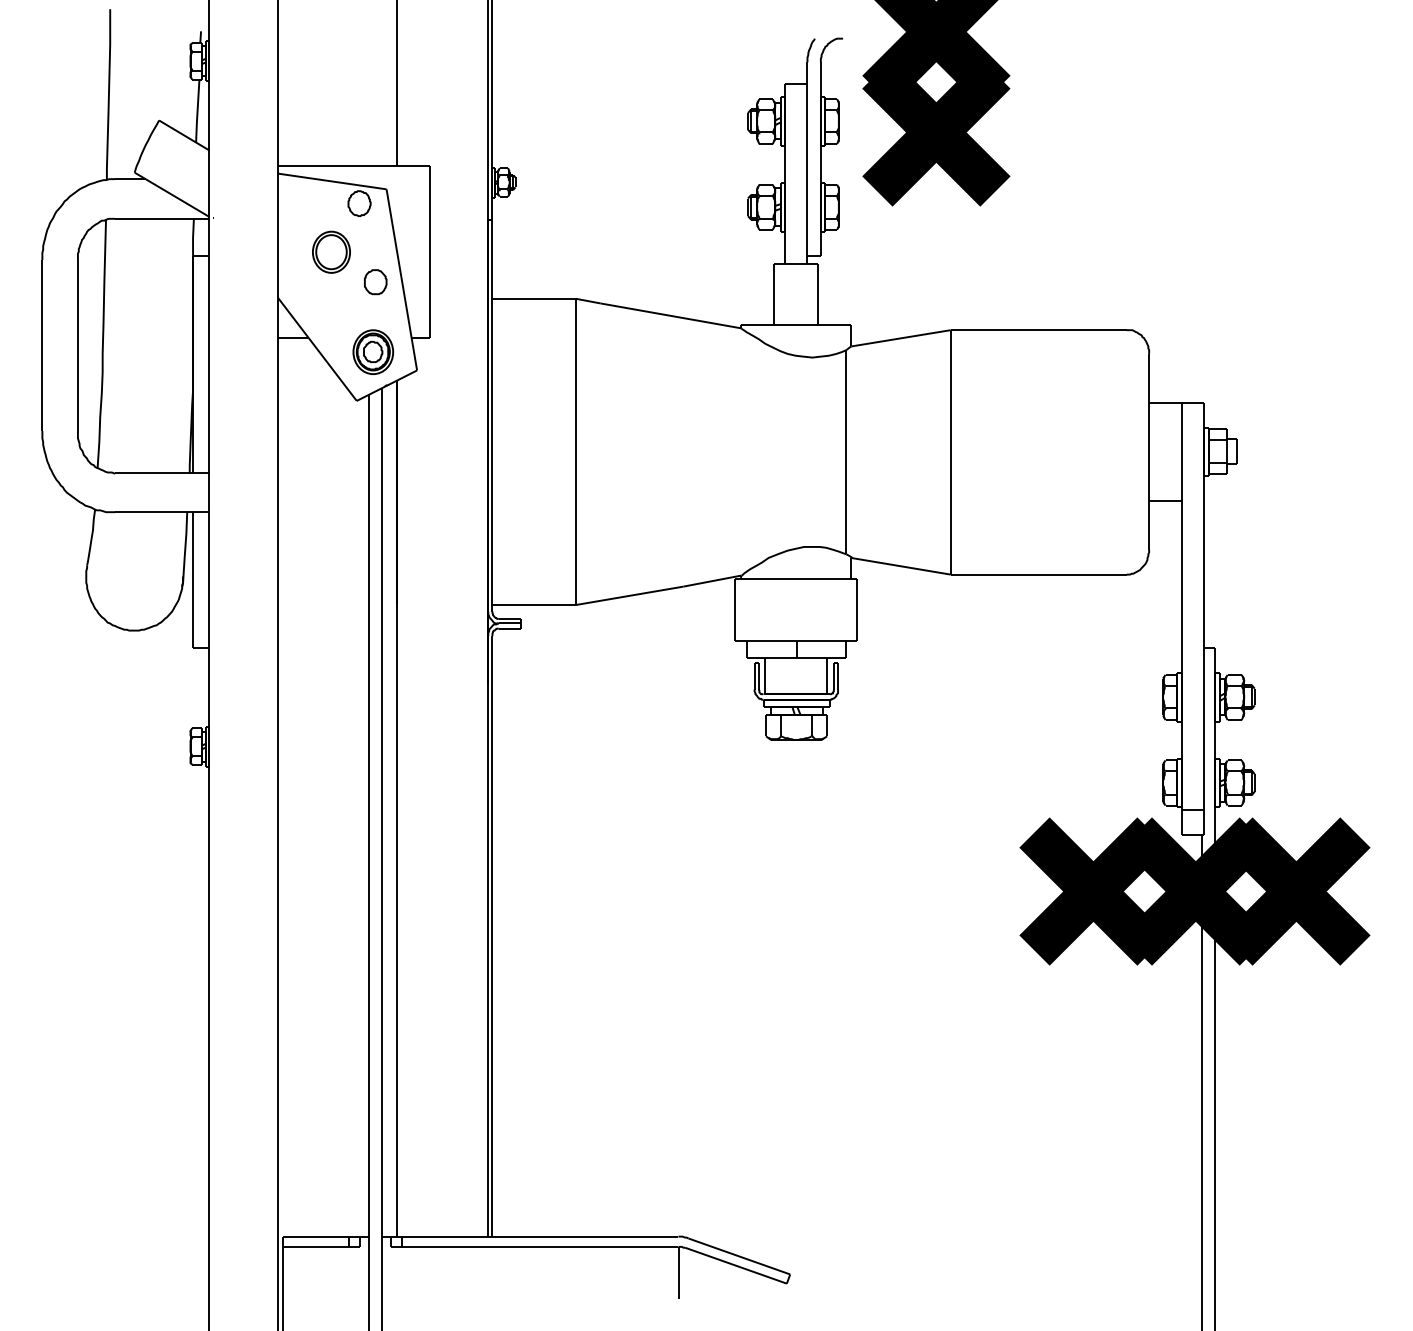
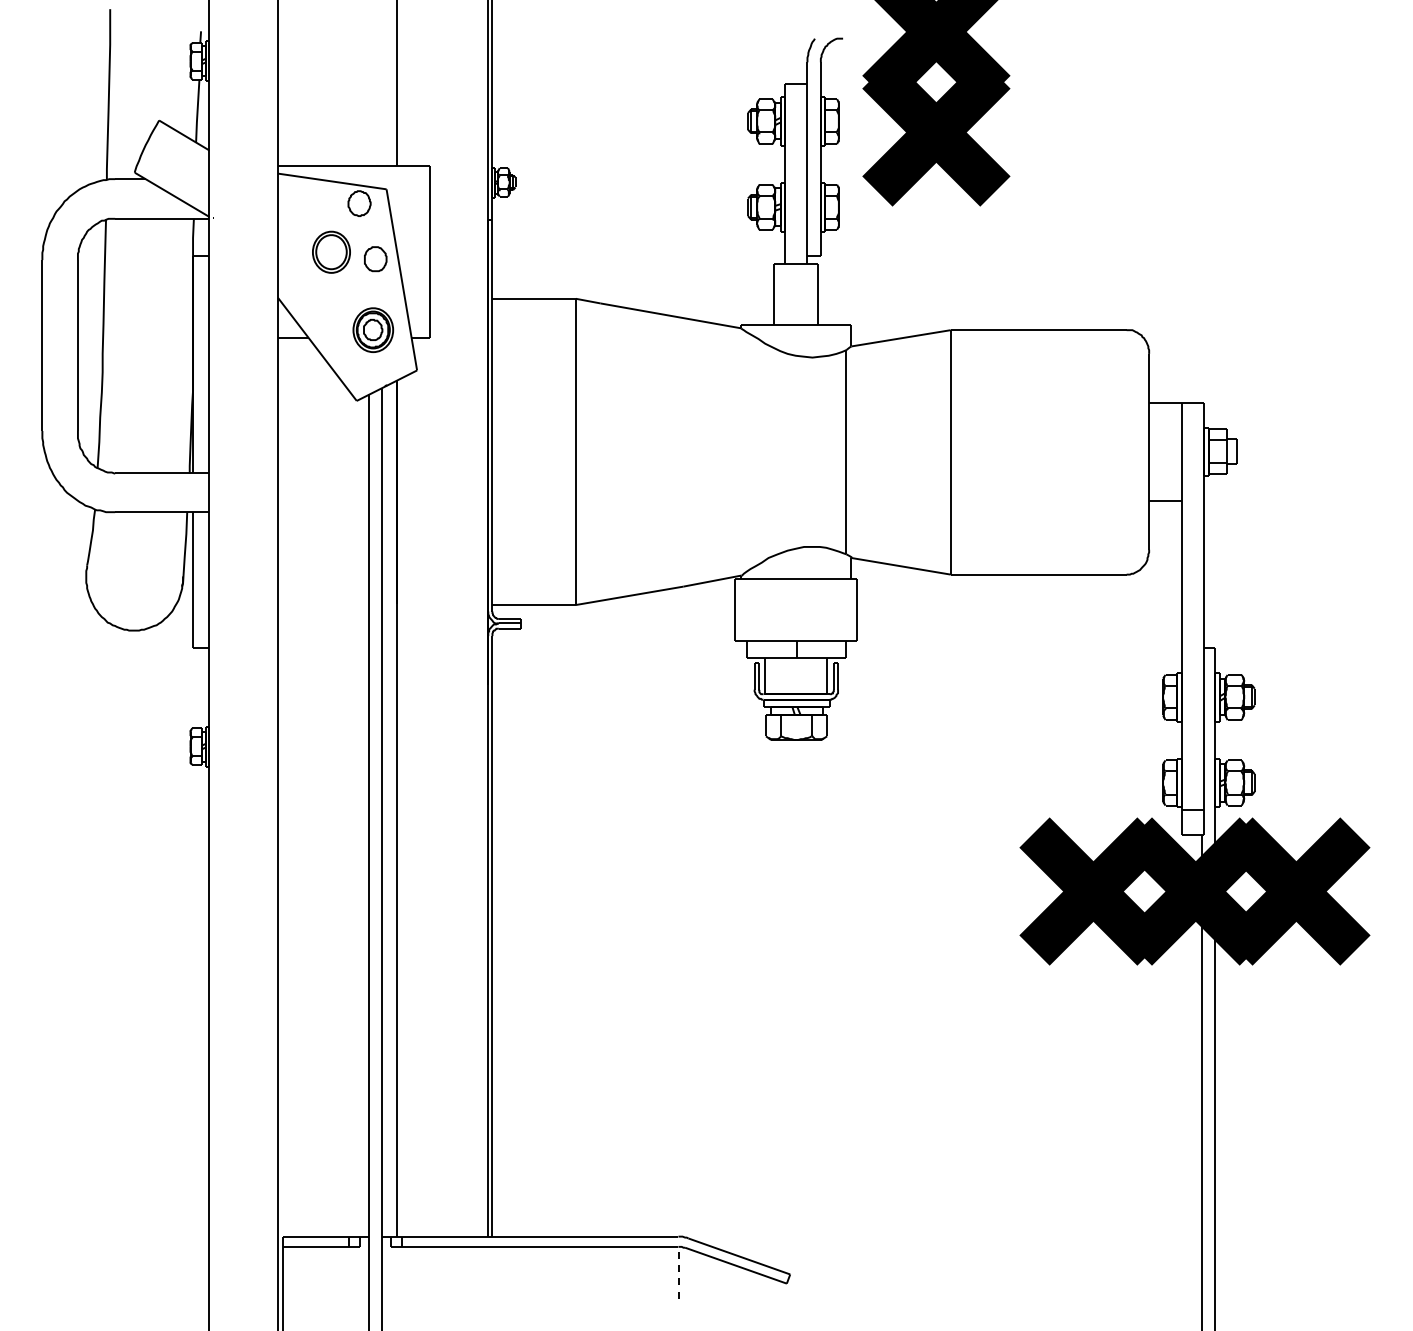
part position: (375, 282) -> (375, 259) (375, 259)
part position: (373, 351) -> (373, 329) (373, 329)
line: solid -> dashed (679, 1272)
